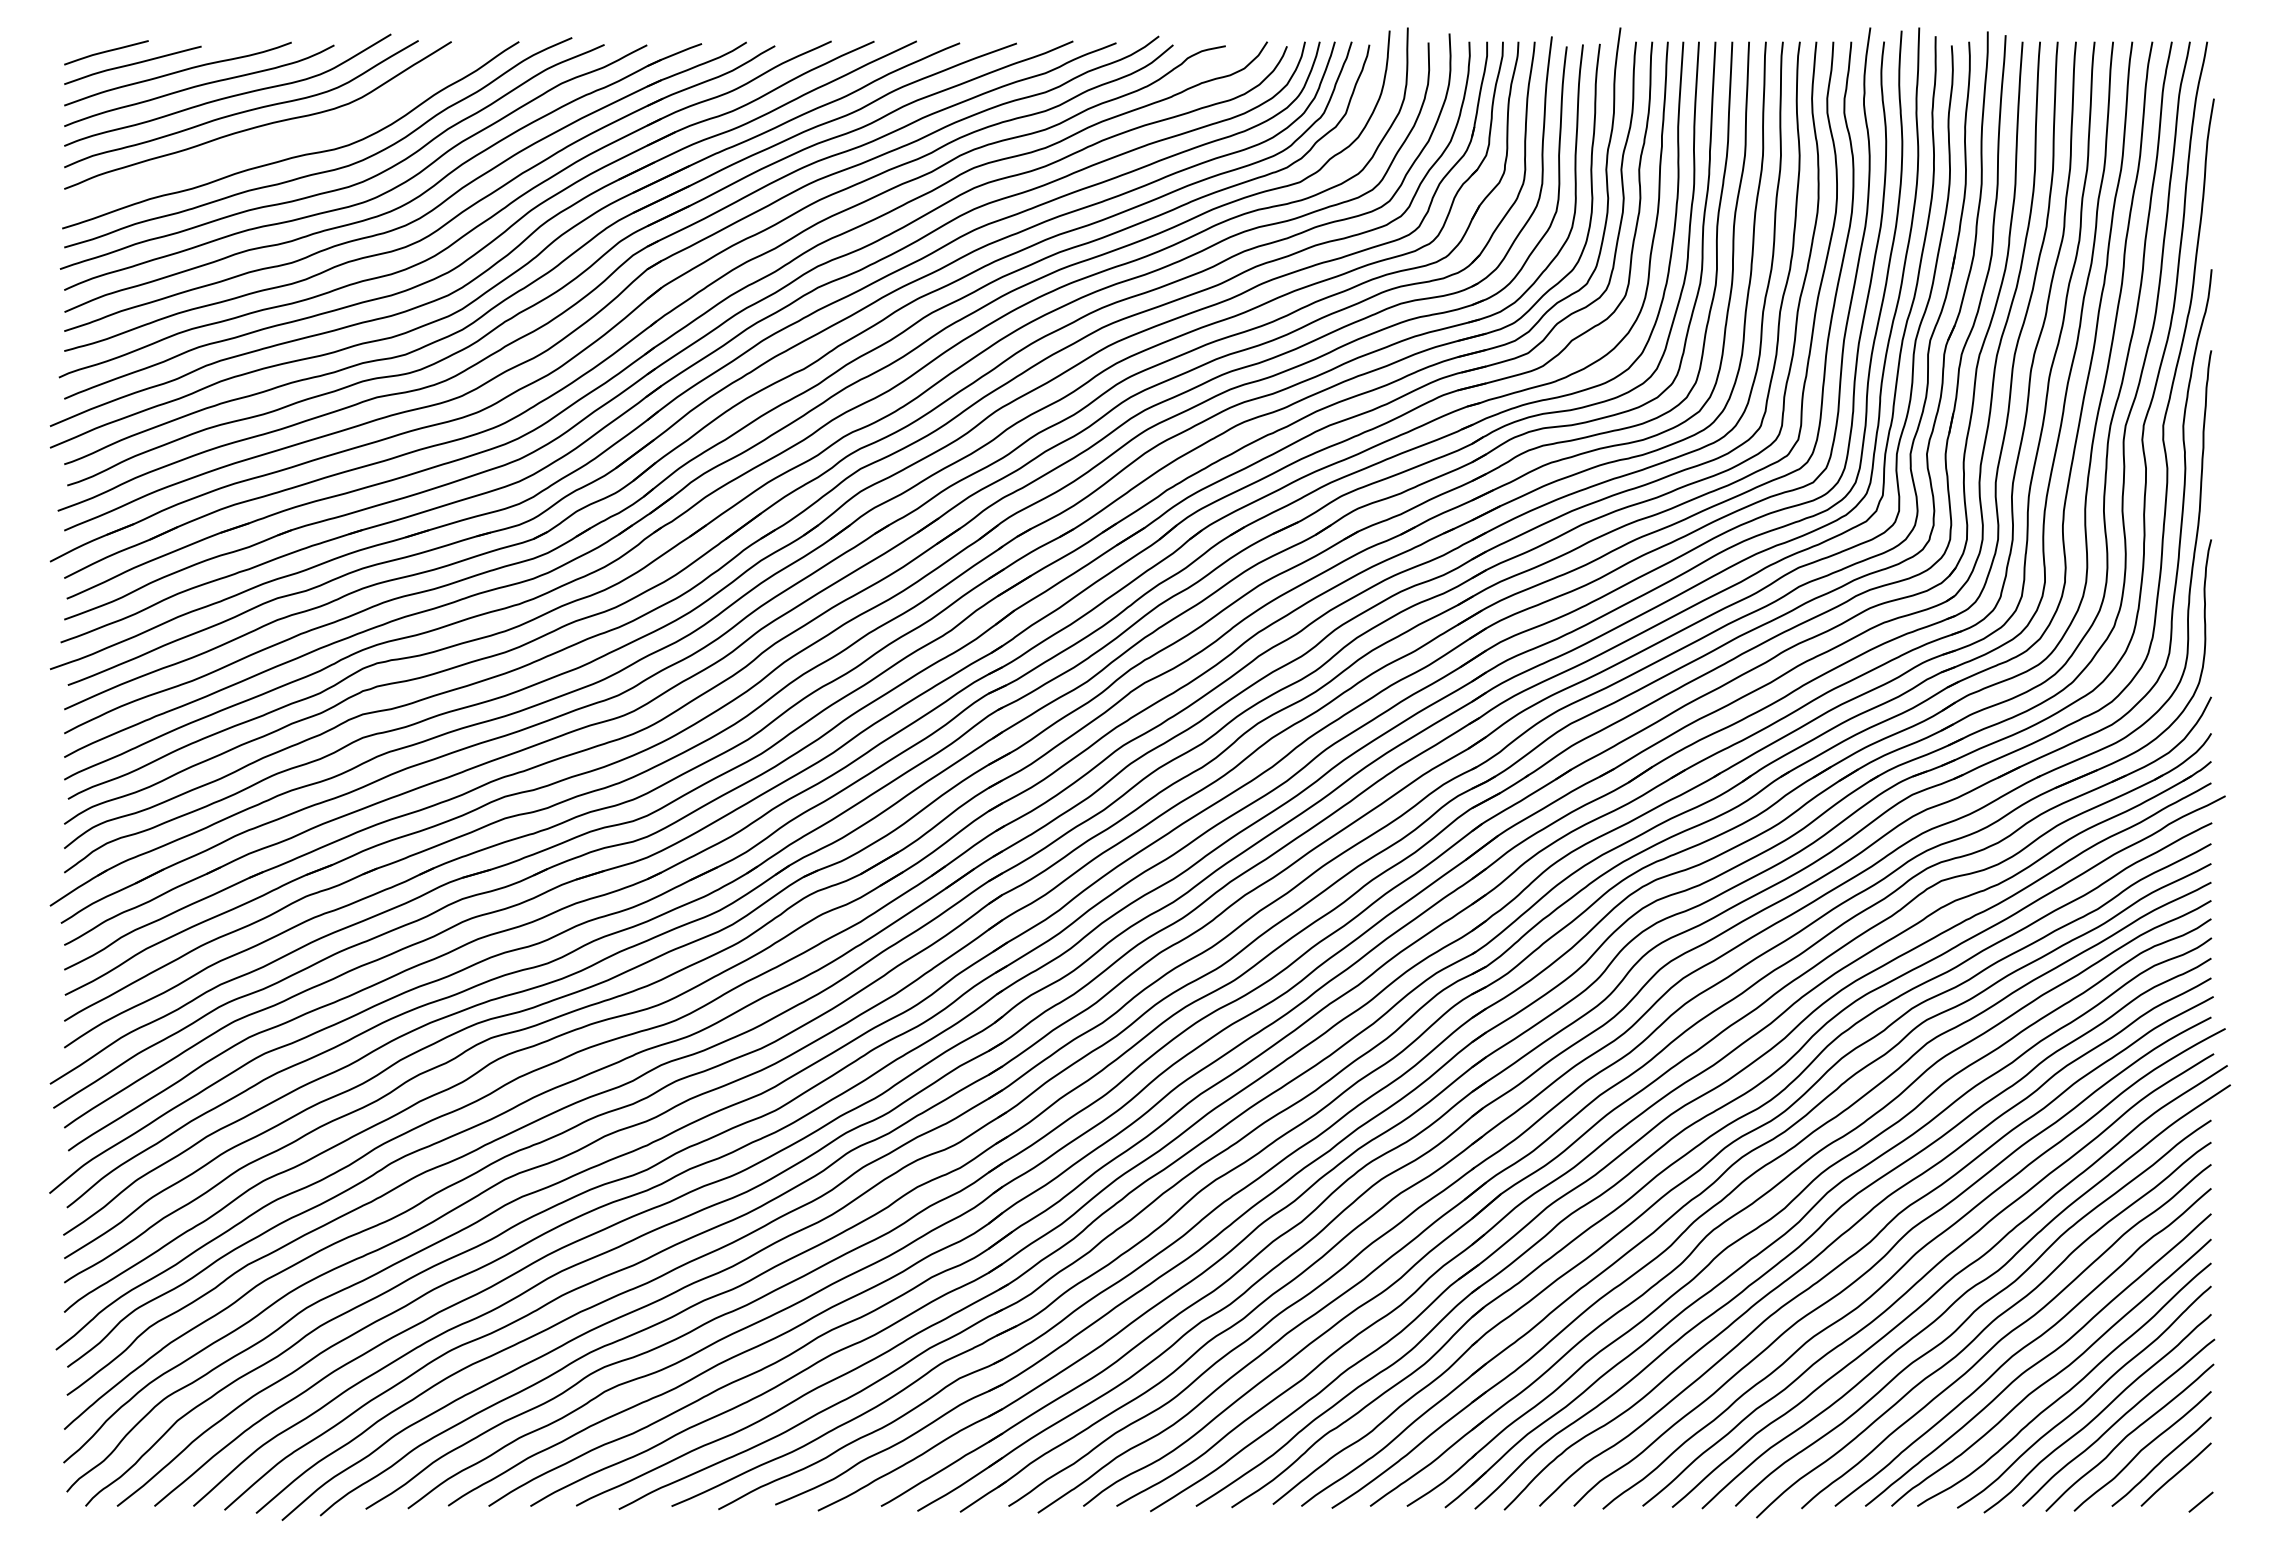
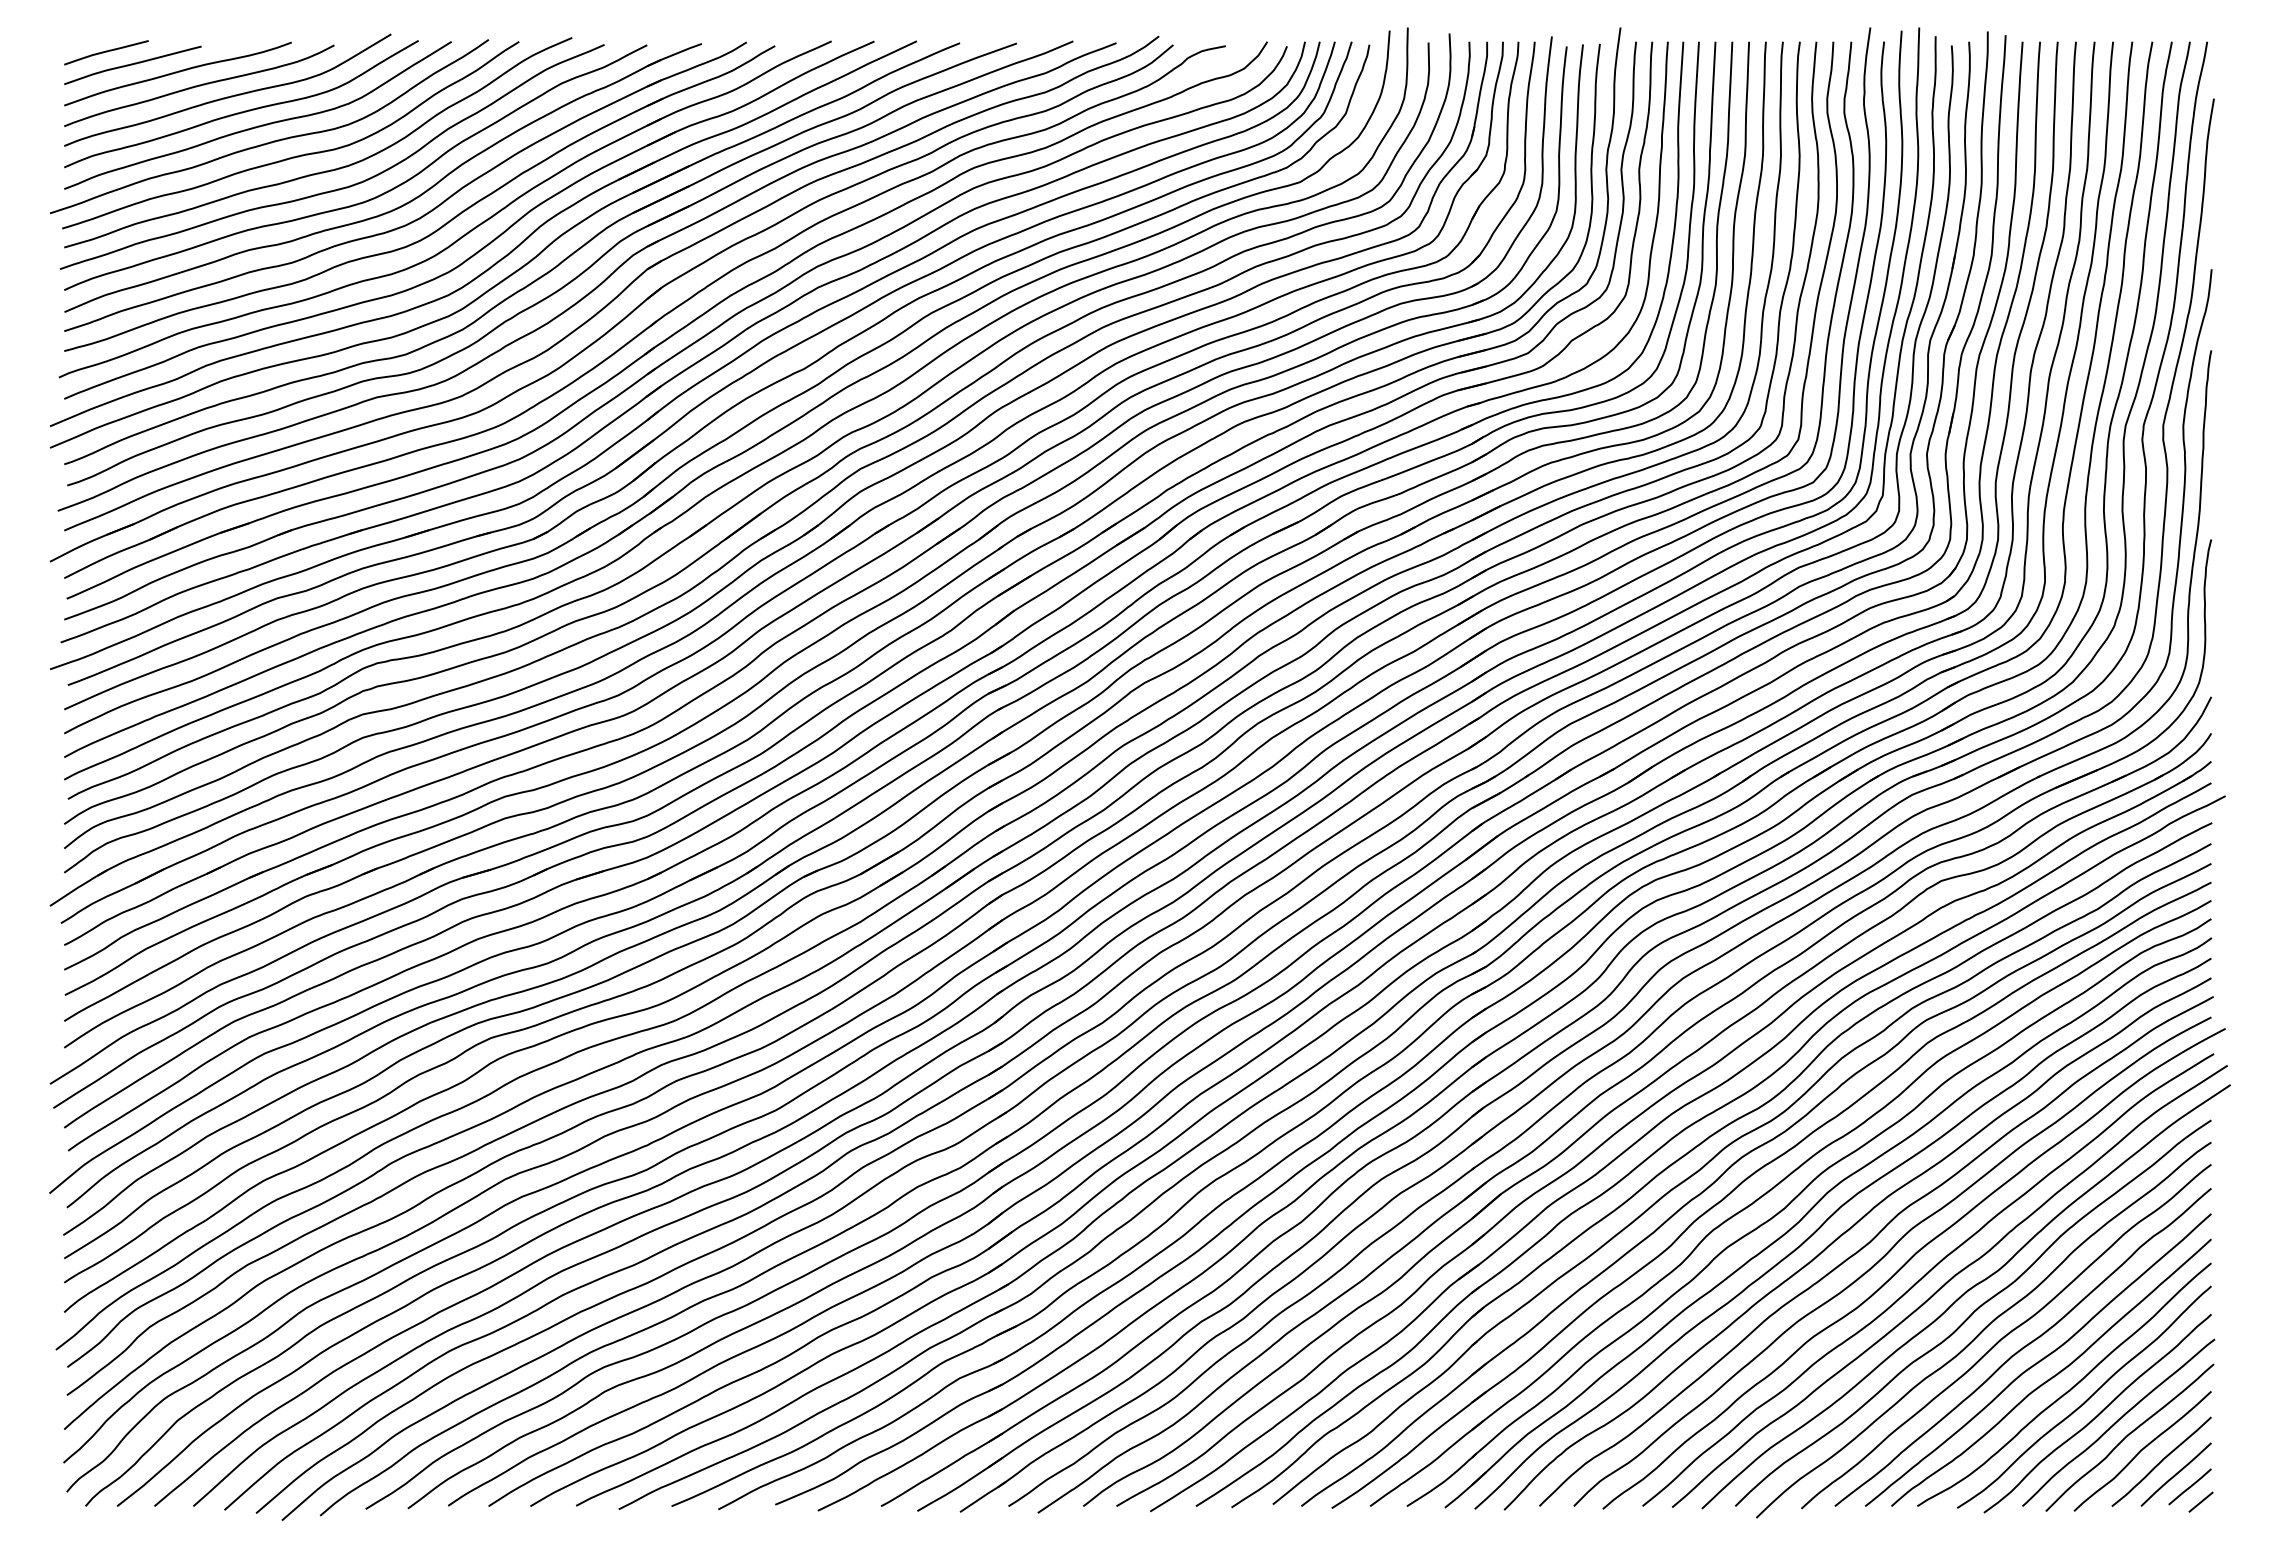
curve: none -> present (273, 140)
line: none -> present (2189, 1486)
